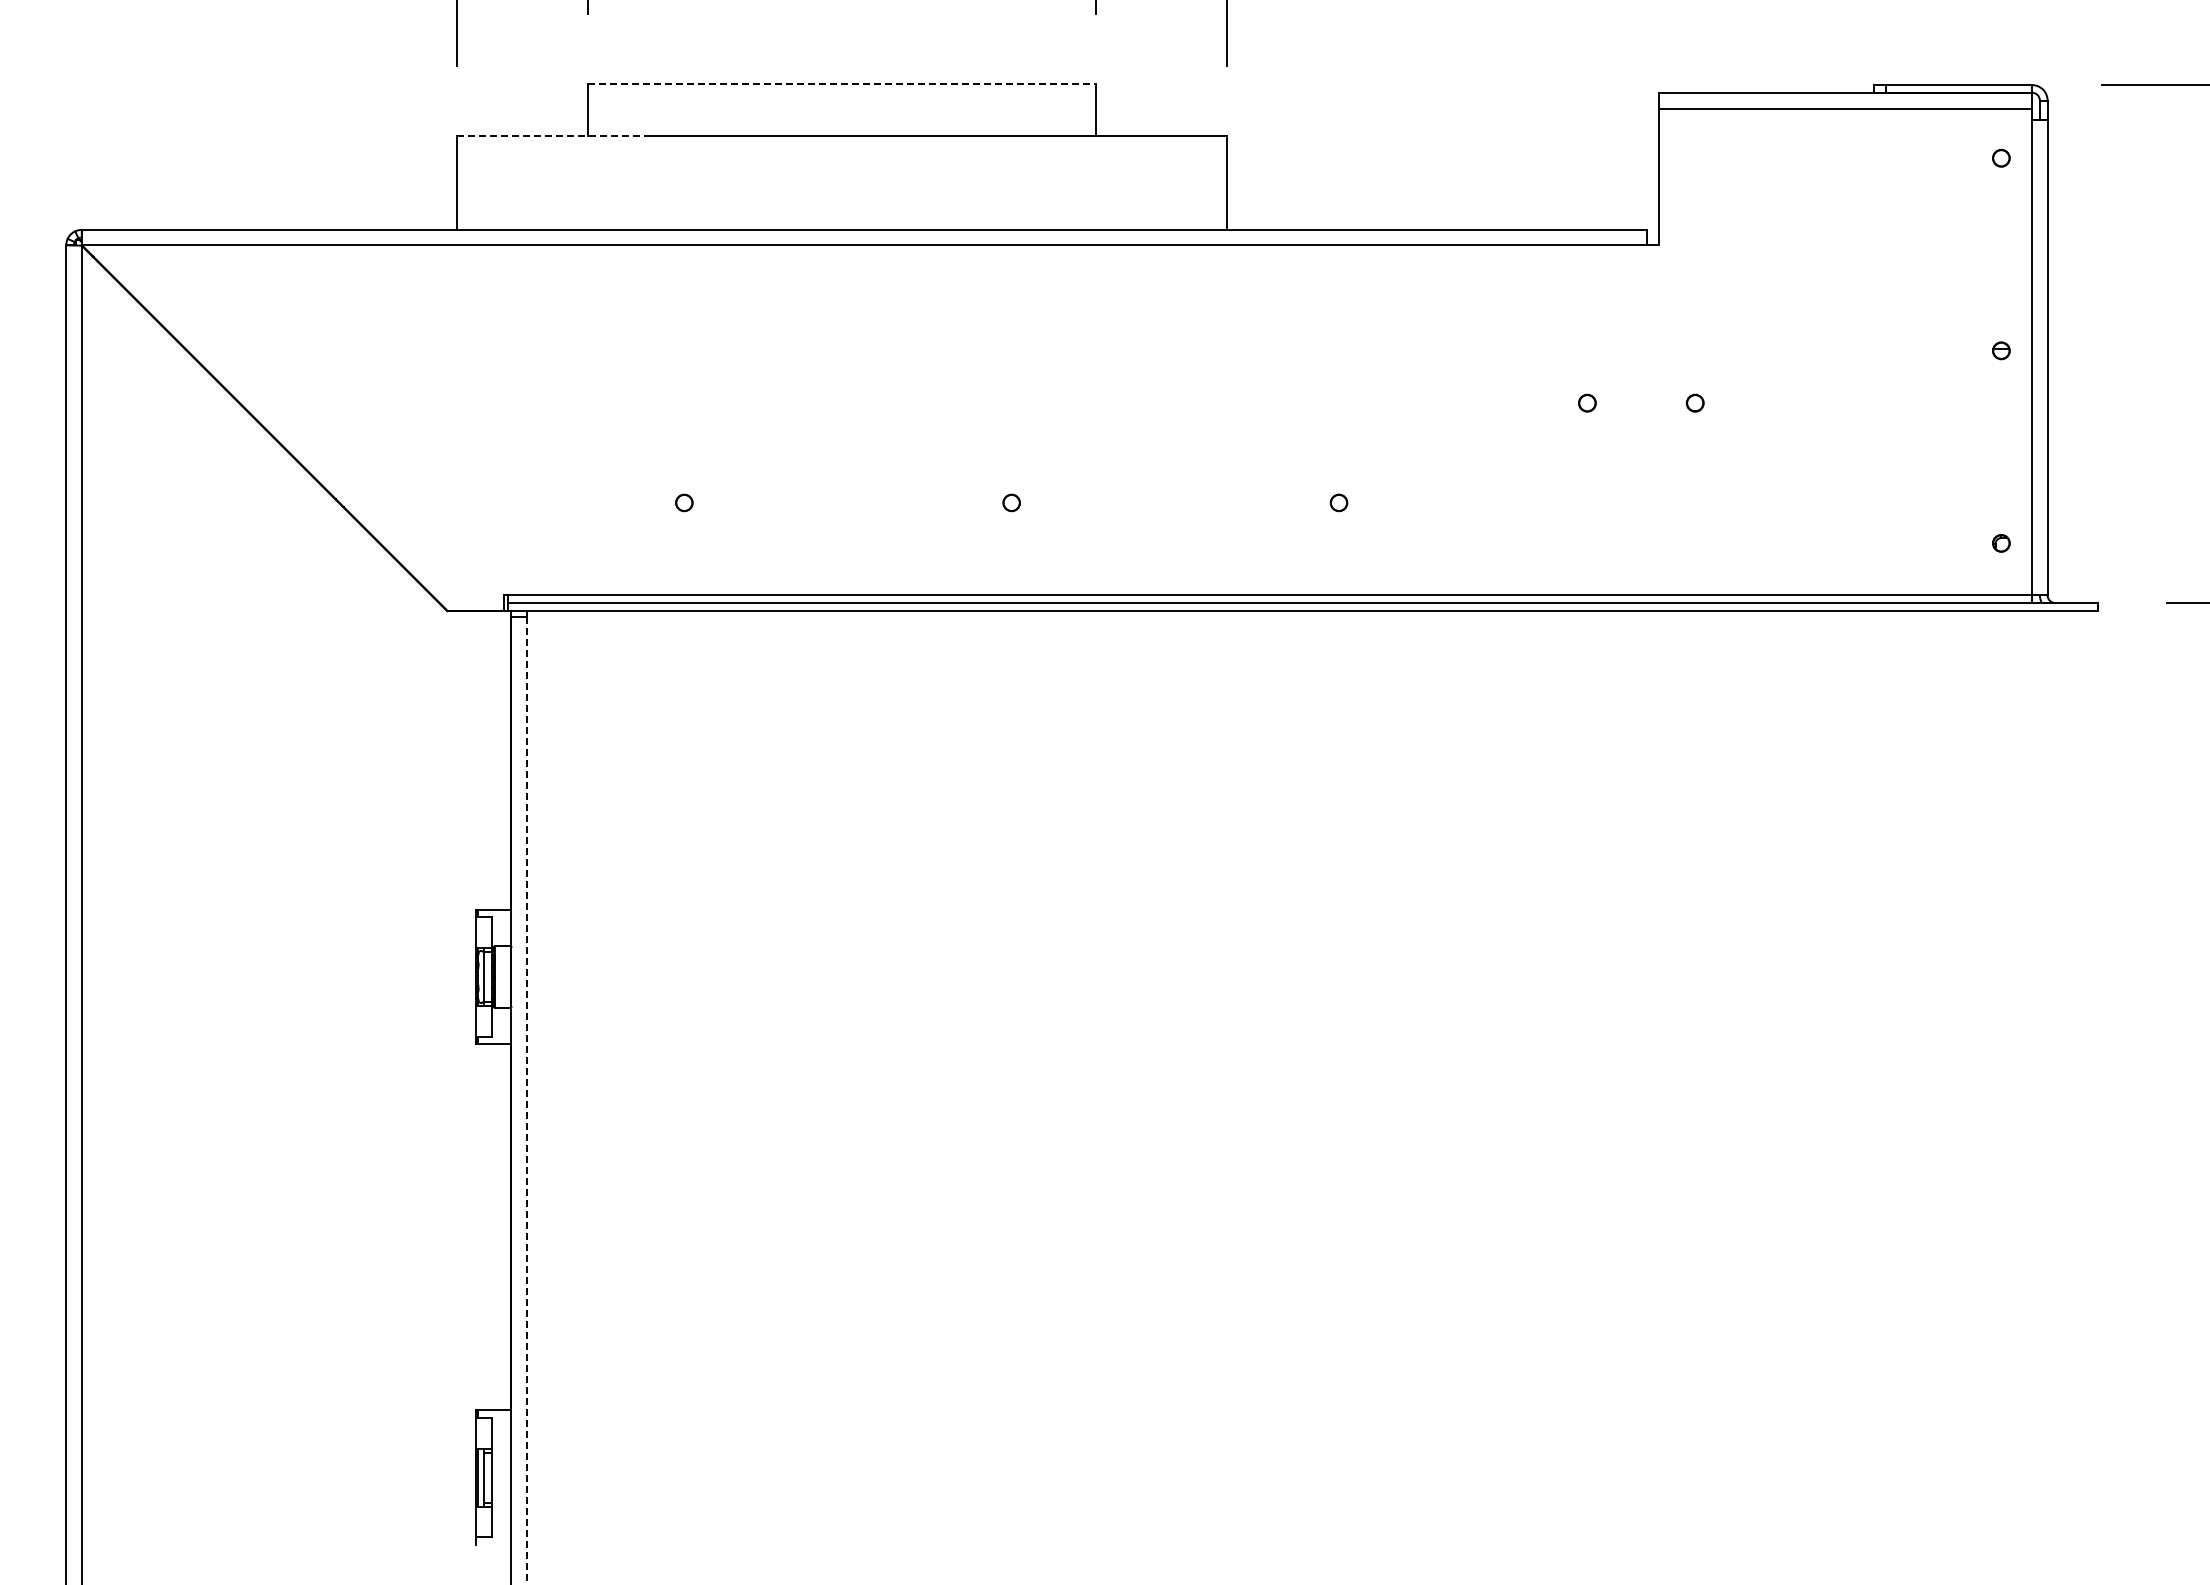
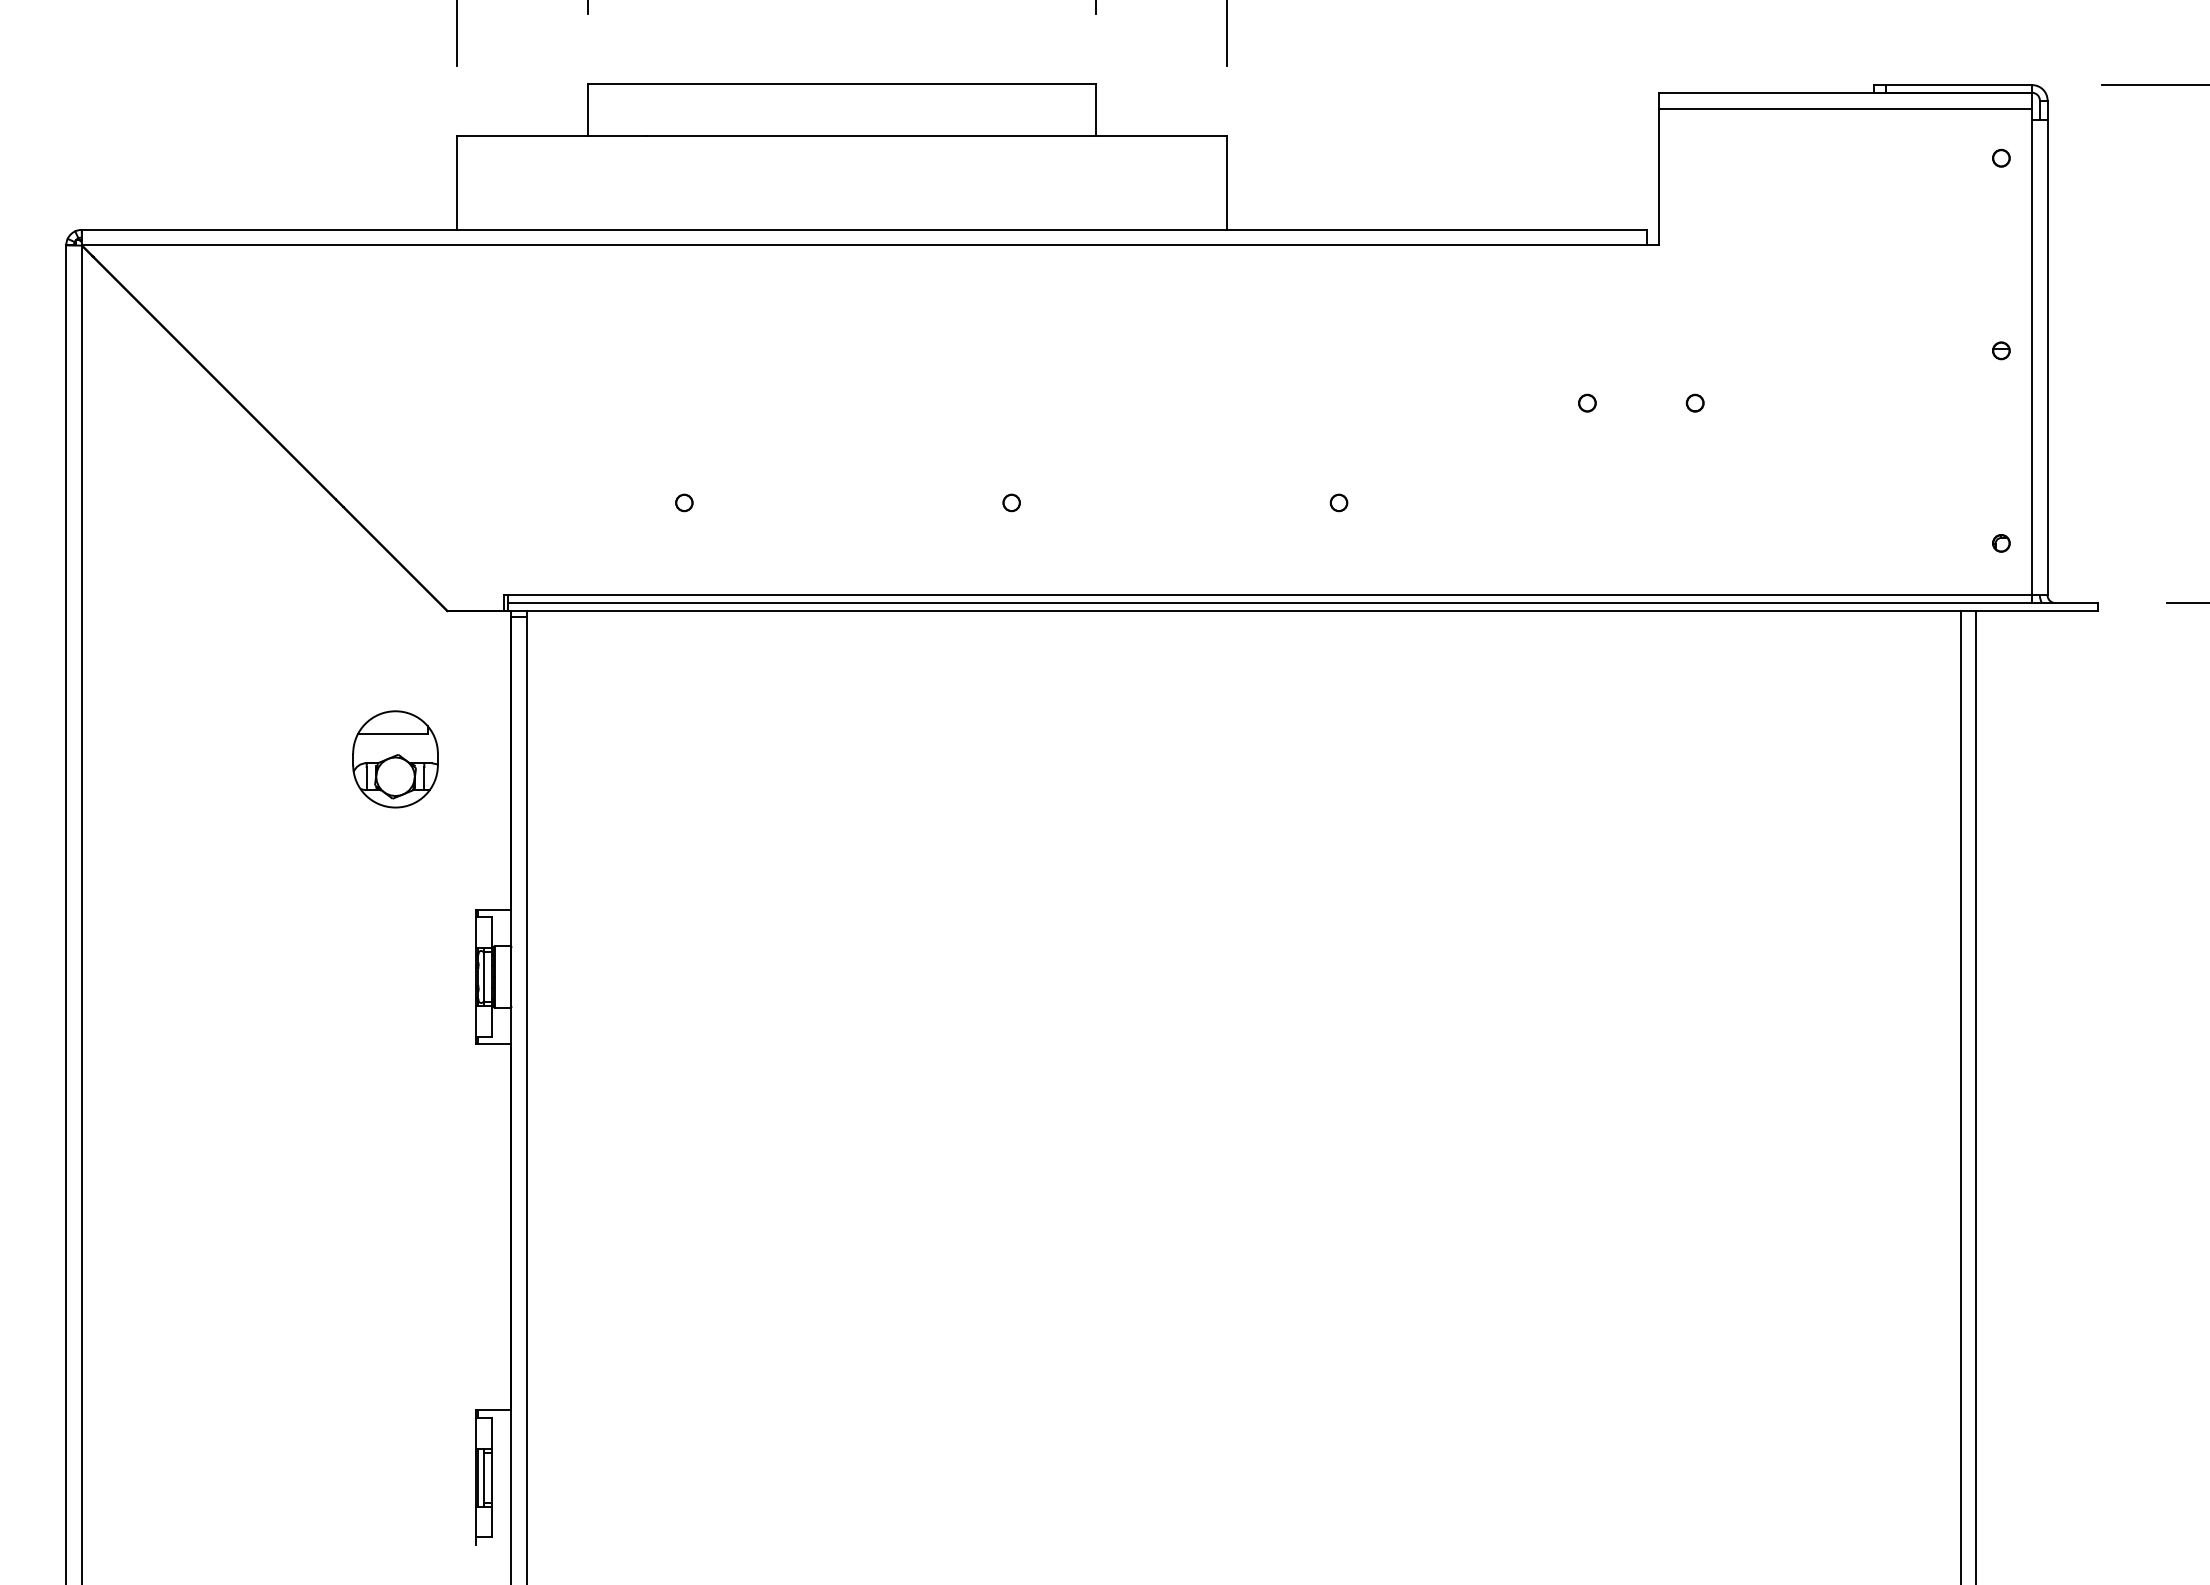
line: dashed -> solid (842, 83)
line: dashed -> solid (552, 135)
part: none -> present (395, 759)
line: none -> present (1960, 1095)
line: none -> present (1976, 1095)
line: dashed -> solid (526, 1100)
